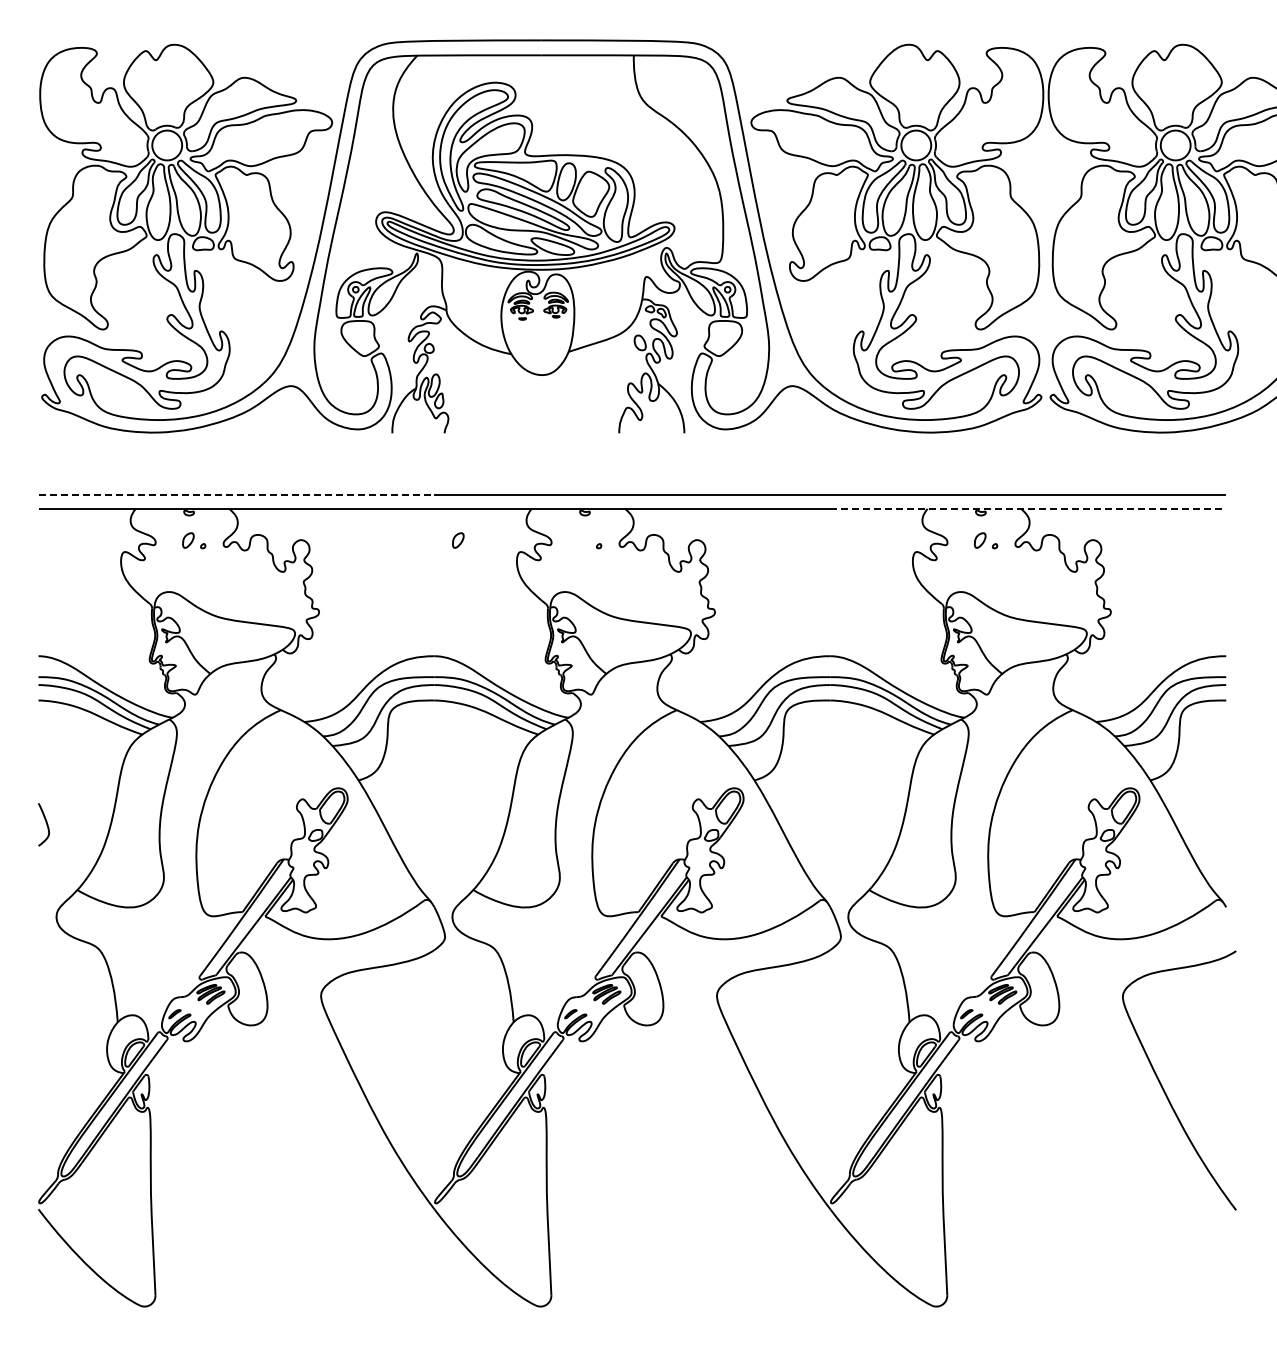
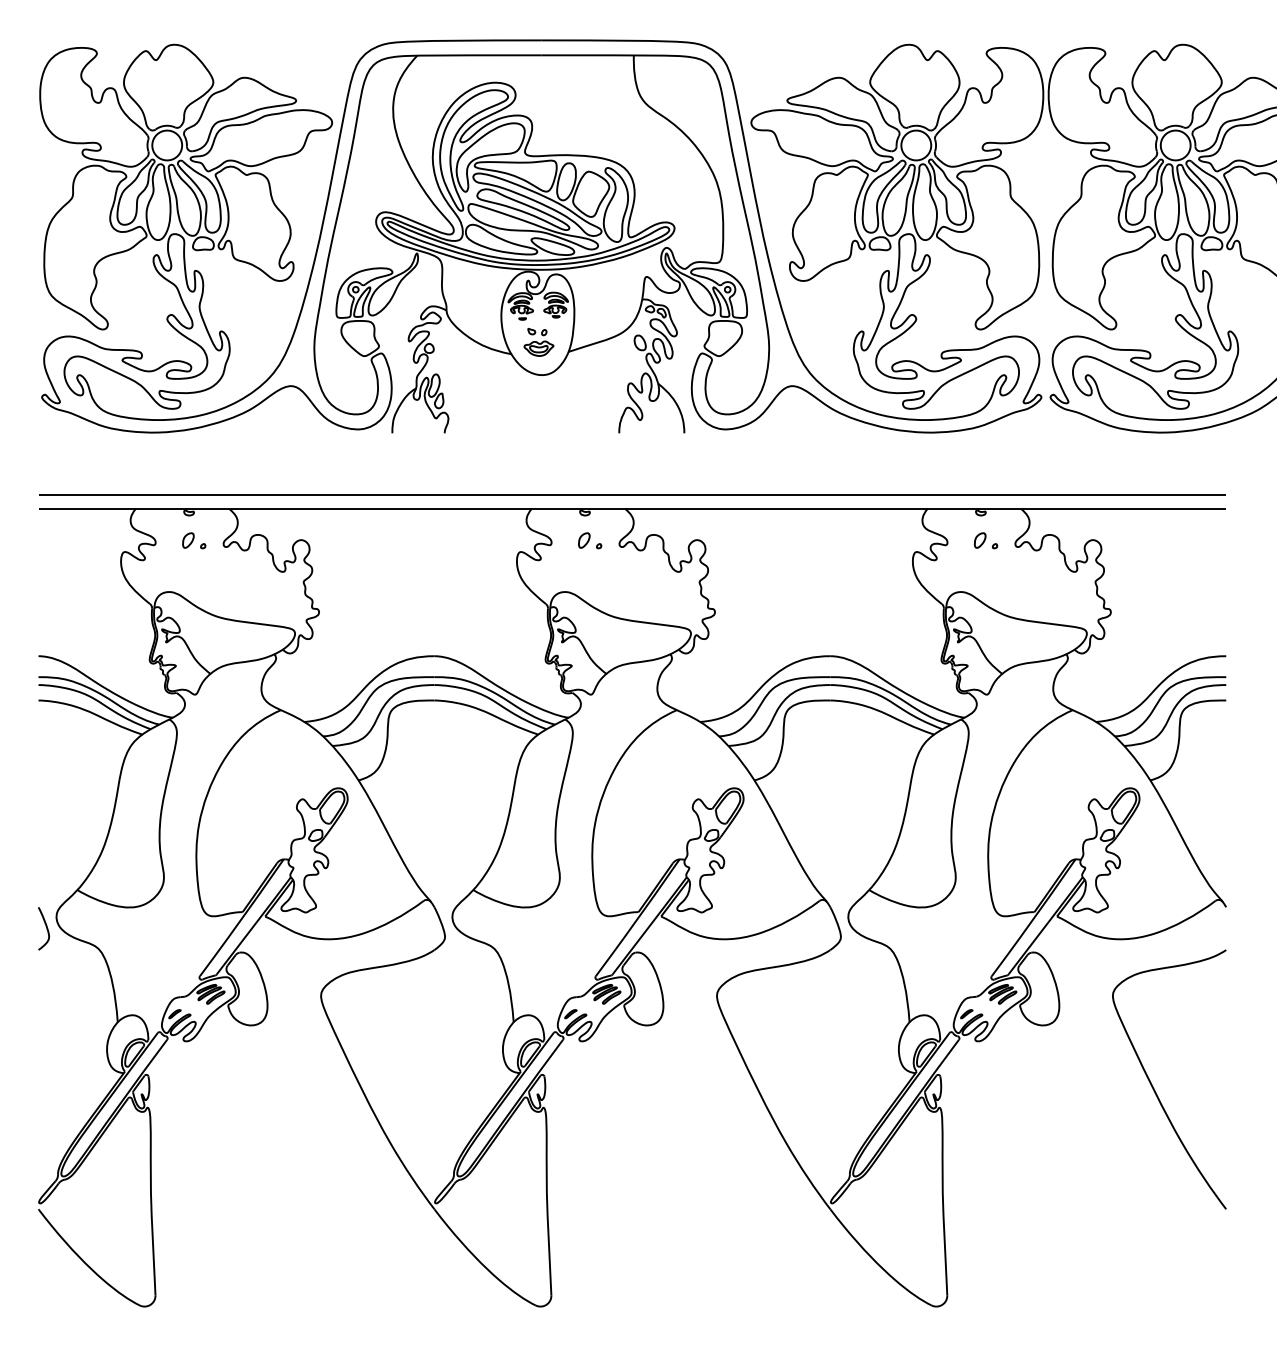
part: none -> present (538, 342)
line: dashed -> solid (236, 495)
line: dashed -> solid (1028, 508)
part position: (458, 540) -> (584, 540) (584, 540)
curve position: (46, 824) -> (46, 928) (46, 928)
curve position: (1163, 1087) -> (1153, 1086) (1153, 1086)
